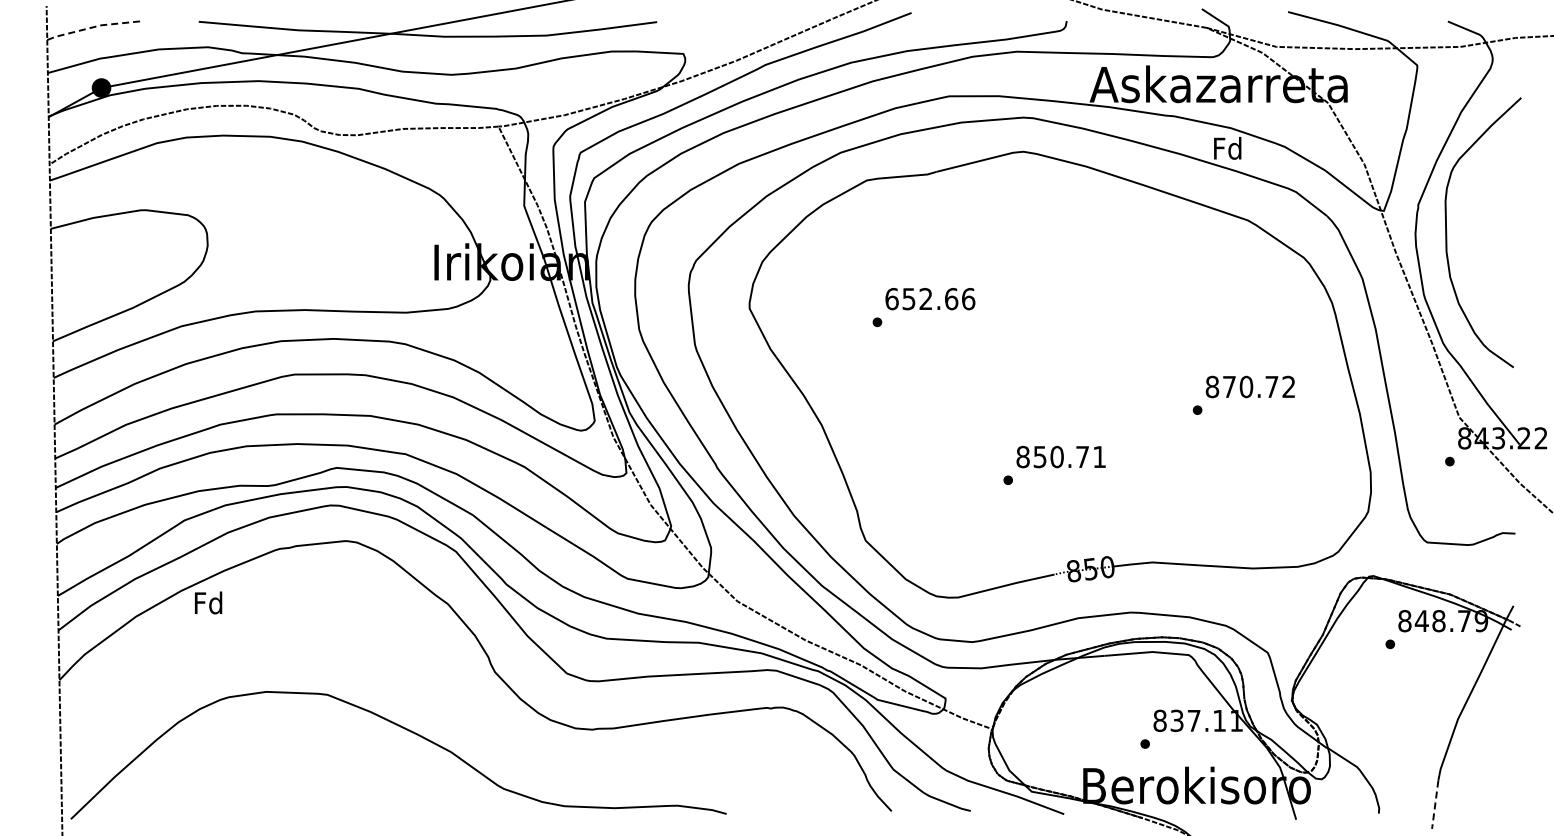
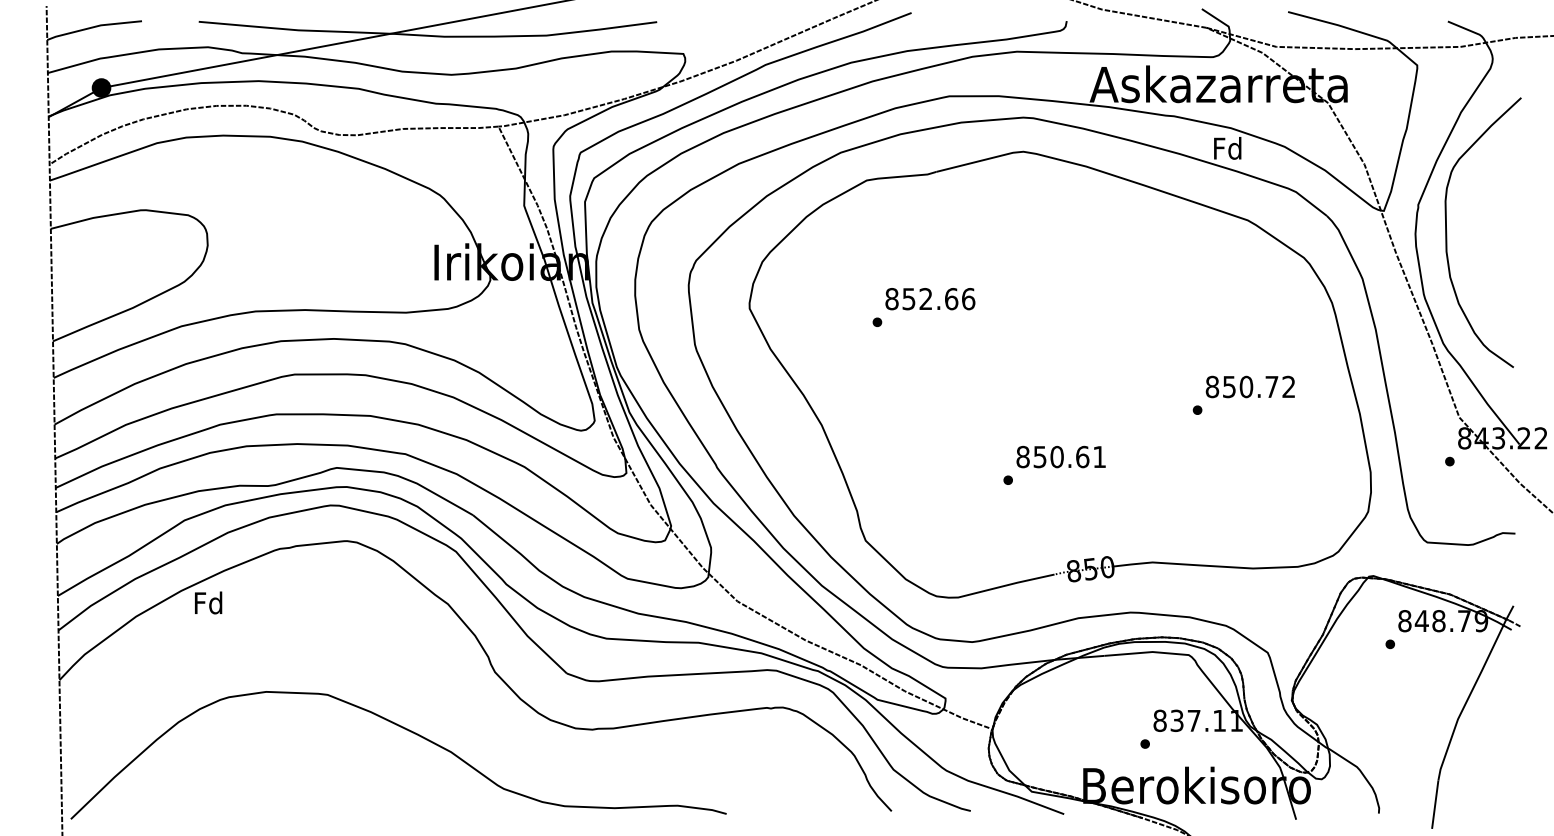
line: dashed -> solid (94, 27)
text: 652.66 -> 852.66 (891, 299)
text: 870.72 -> 850.72 (1229, 387)
text: 850.71 -> 850.61 (1082, 456)
line: dashed -> solid (1435, 805)
